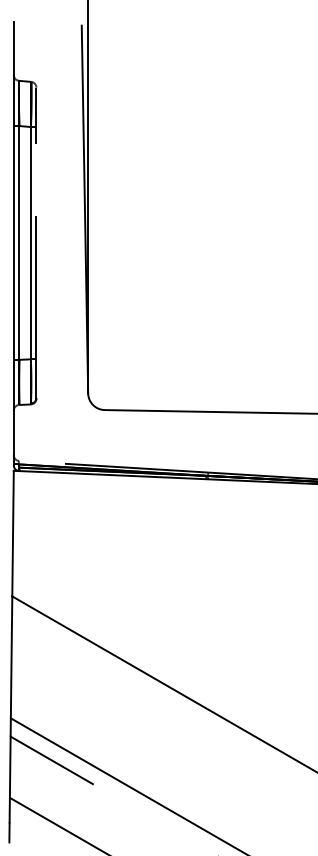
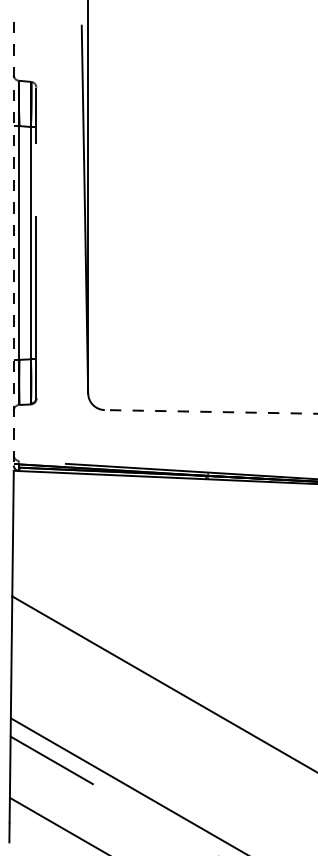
line: solid -> dashed (13, 243)
line: solid -> dashed (210, 411)
